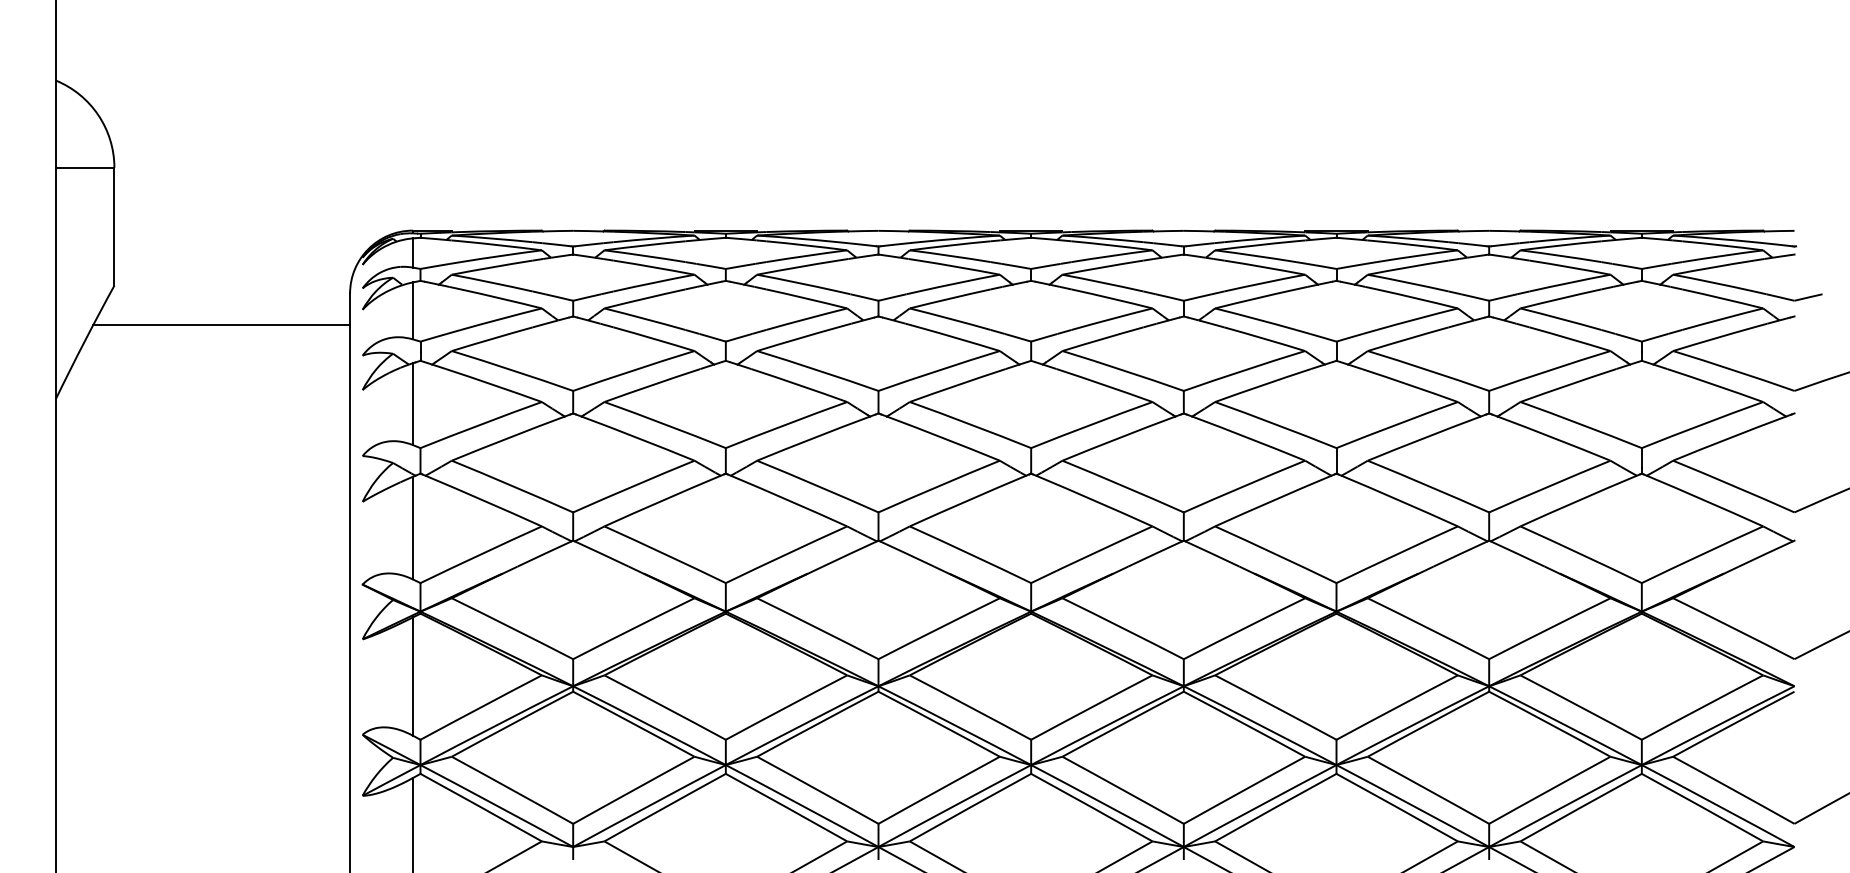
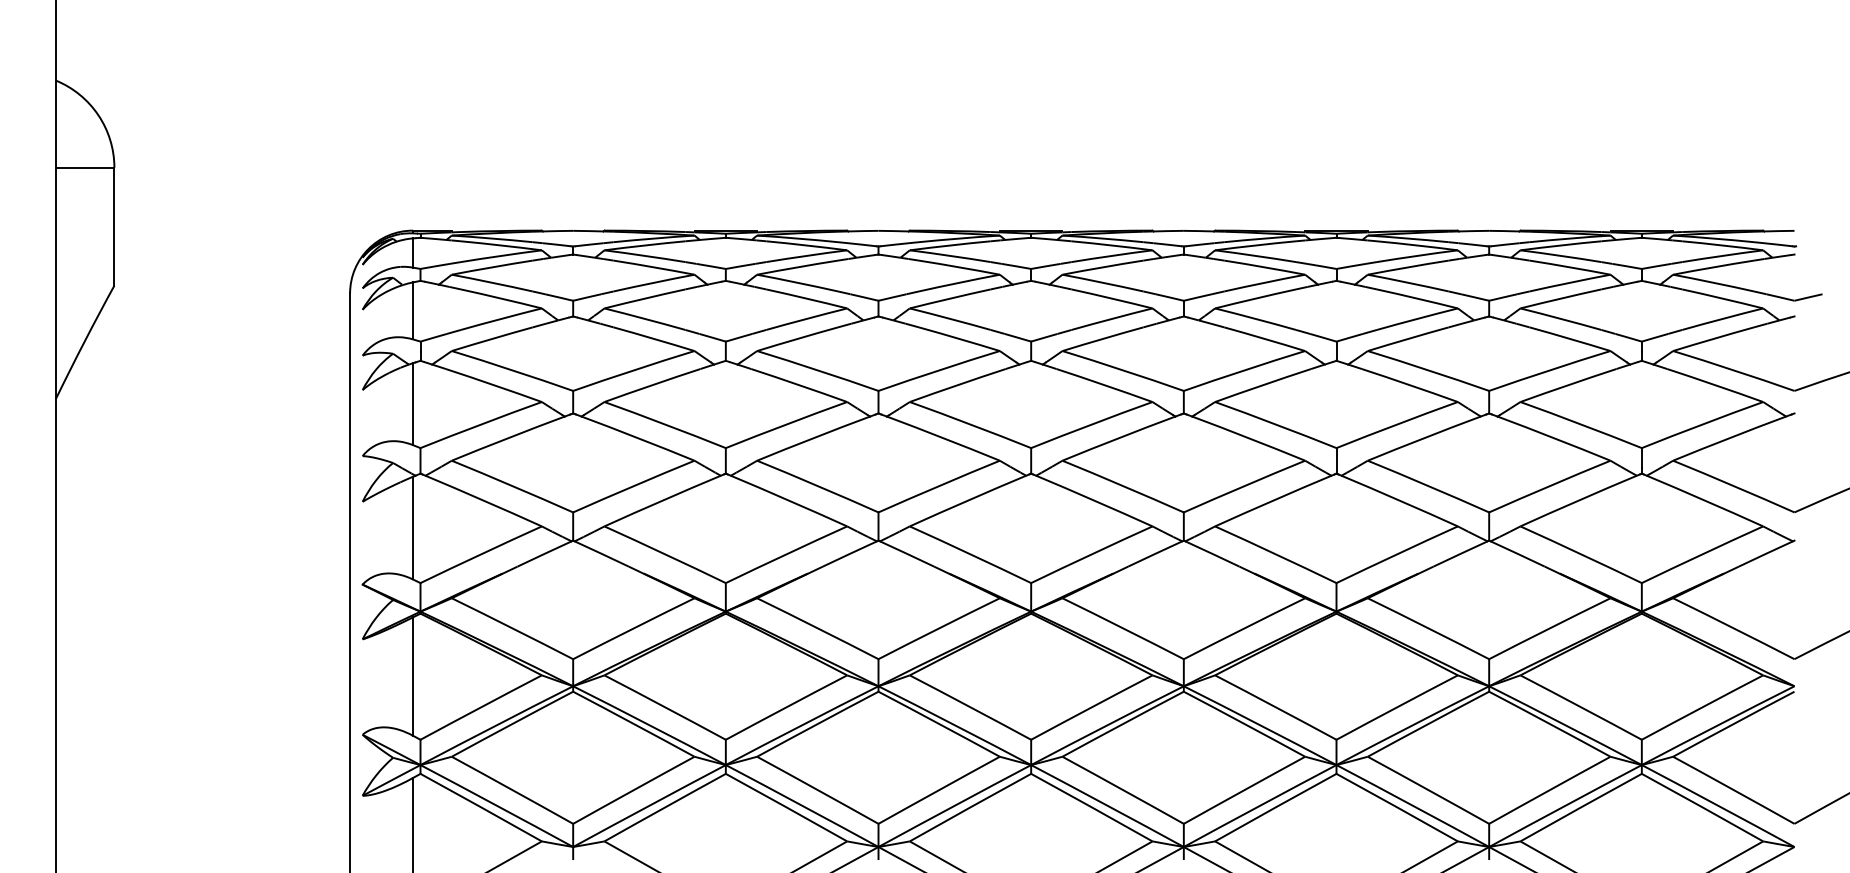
line: present -> none (221, 324)
